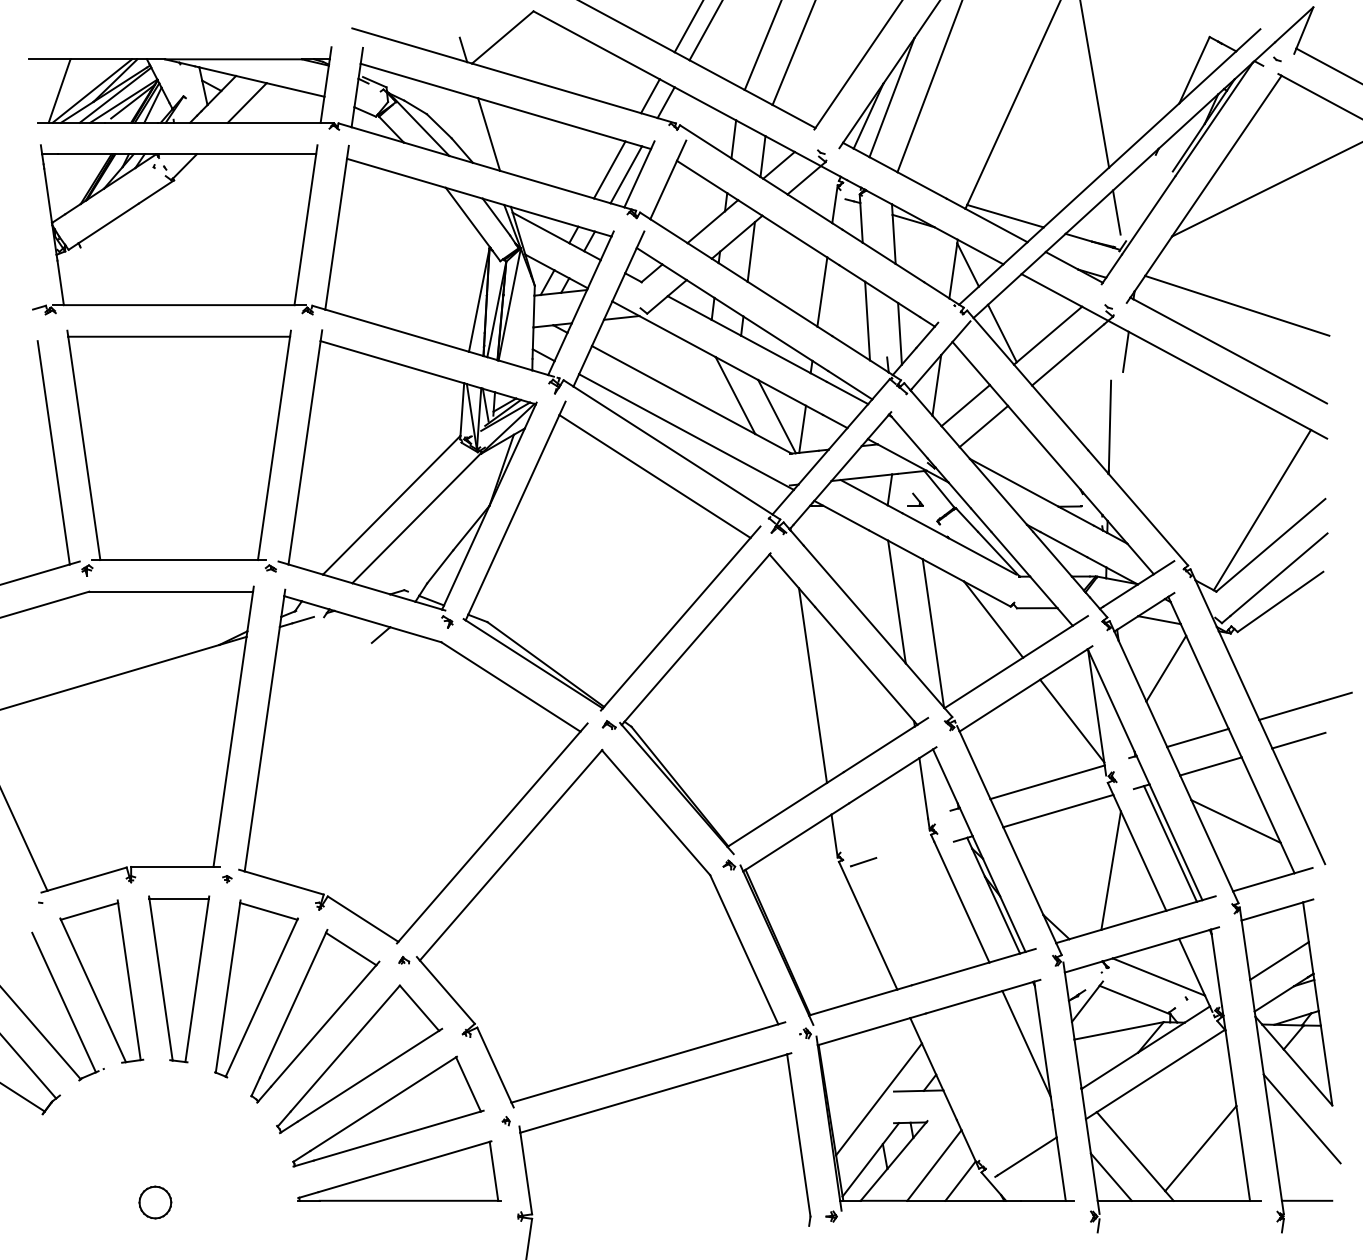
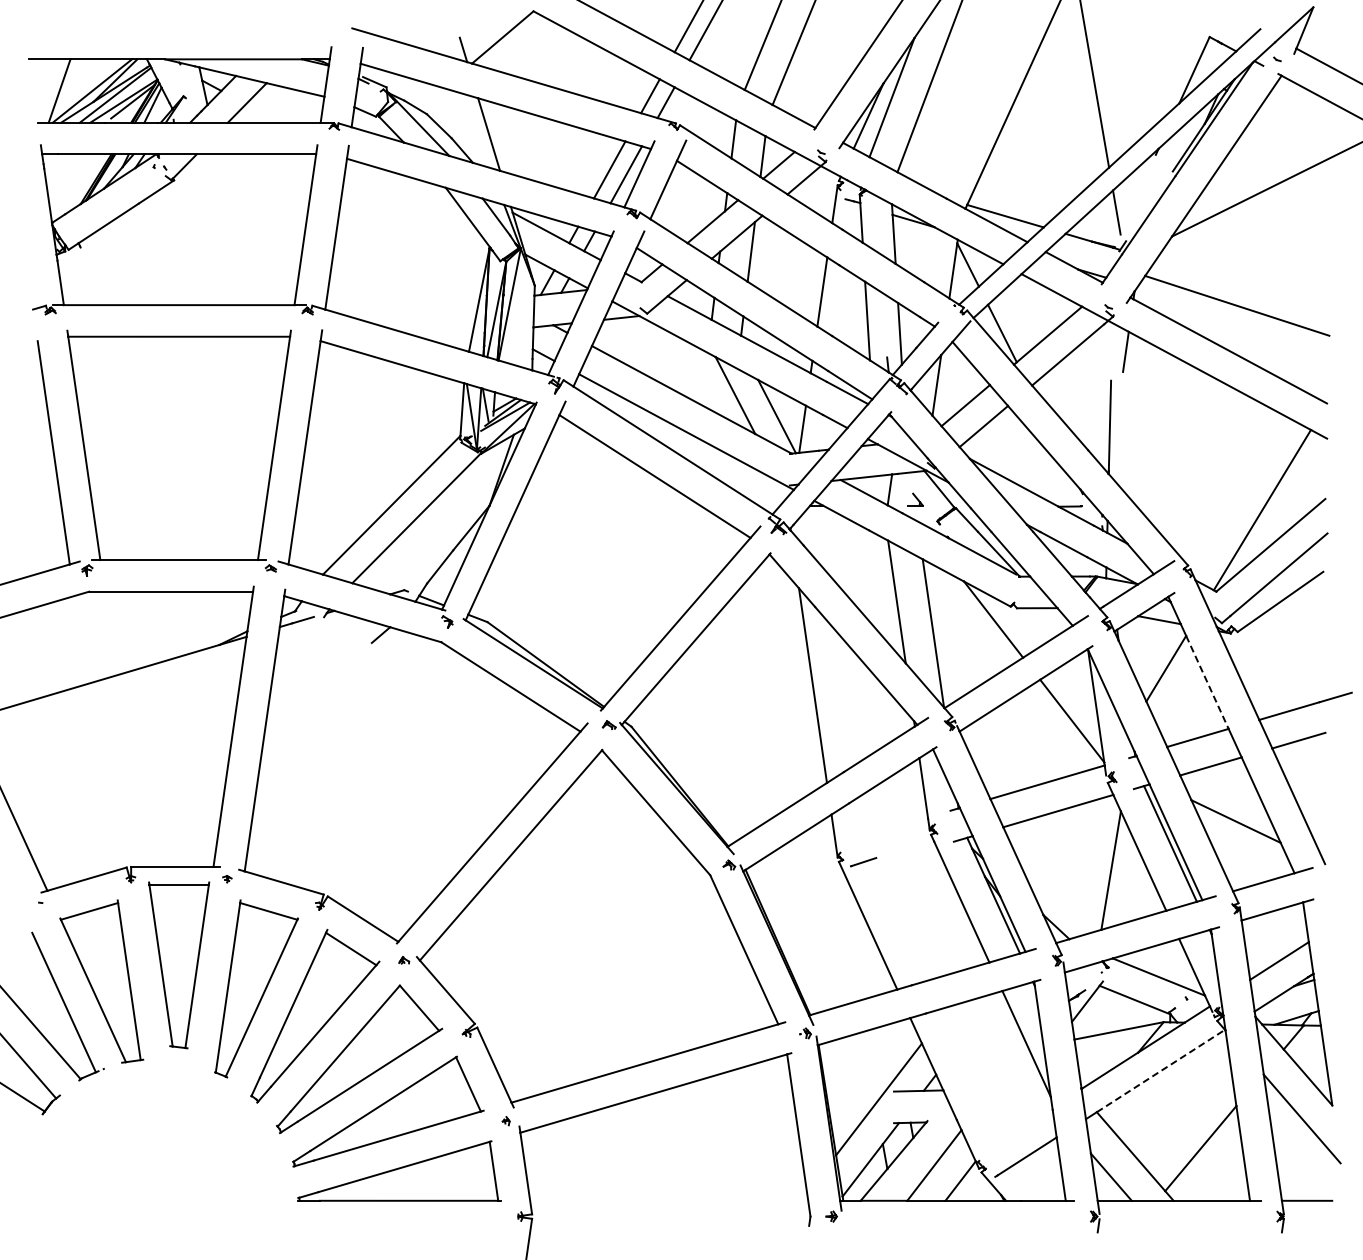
line: solid -> dashed (1207, 682)
part position: (179, 979) -> (179, 965) (179, 965)
line: solid -> dashed (1161, 1070)
part: present -> none (155, 1202)
